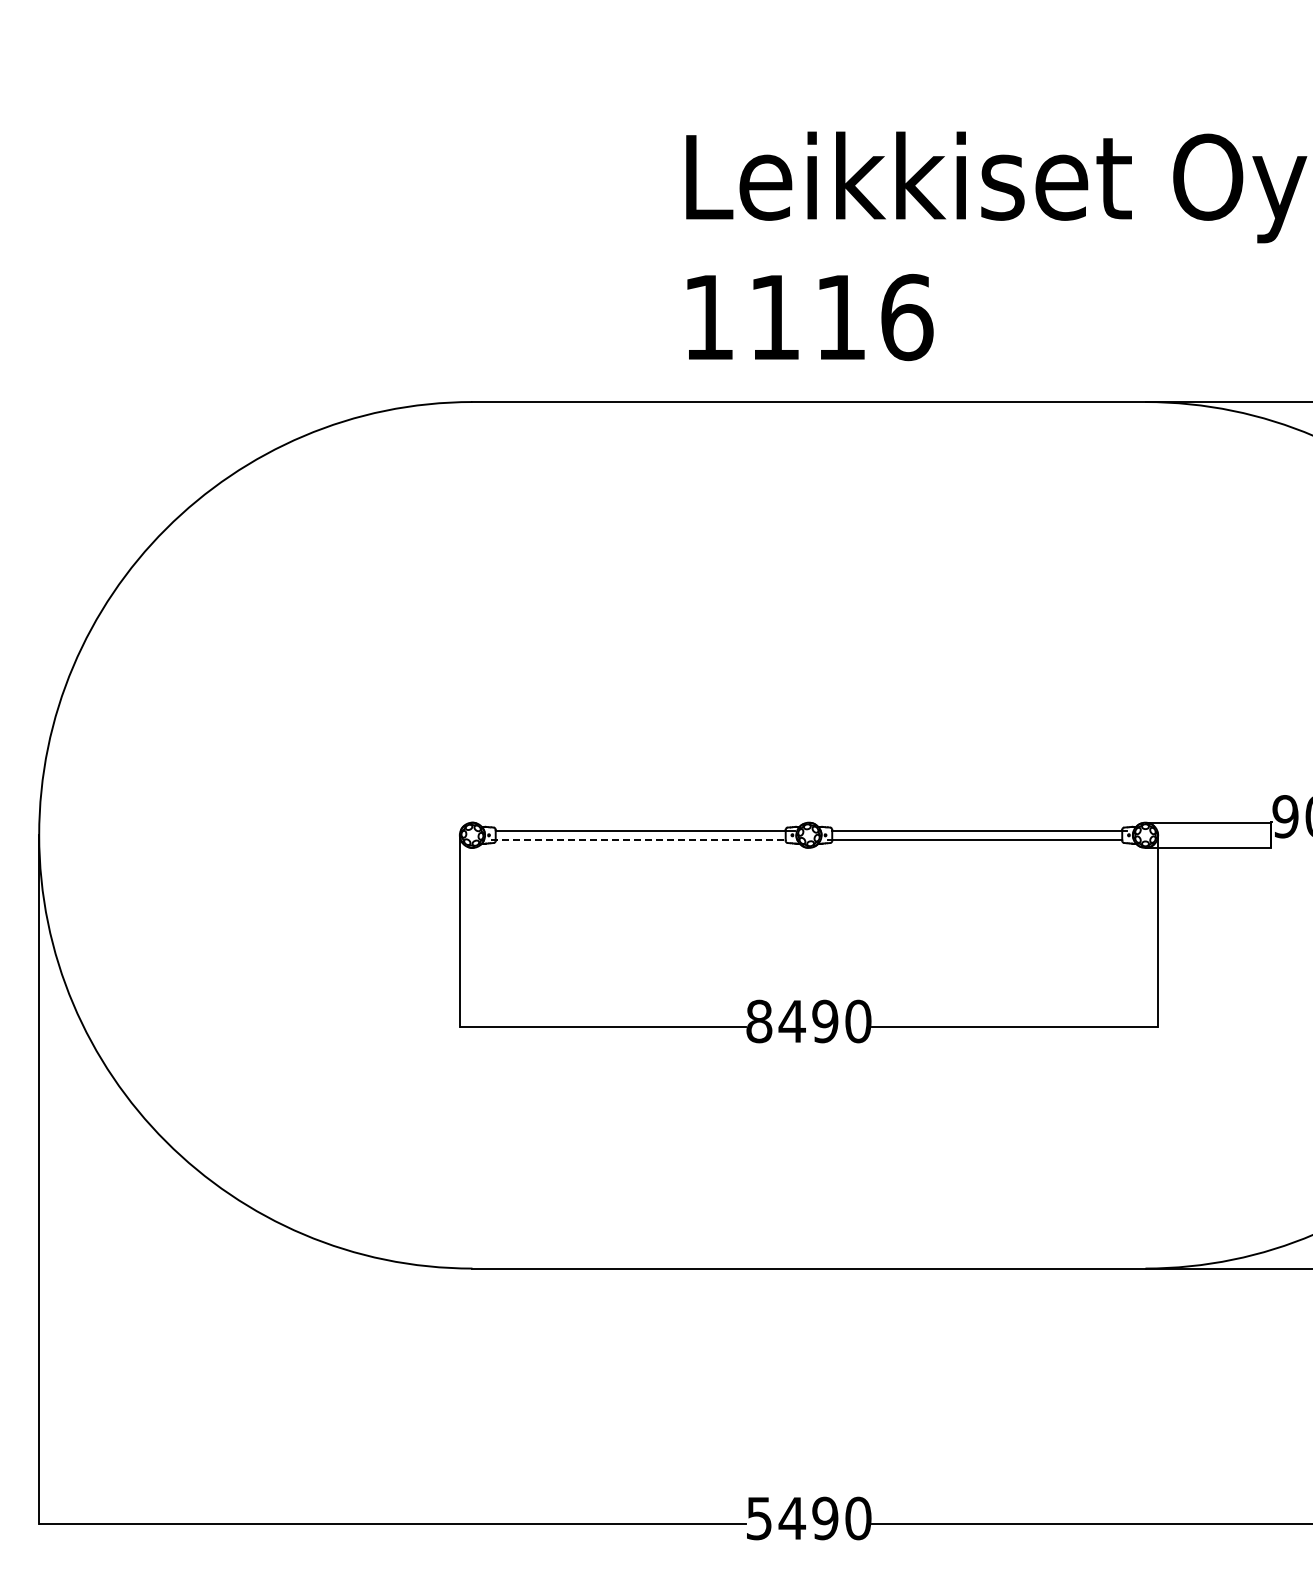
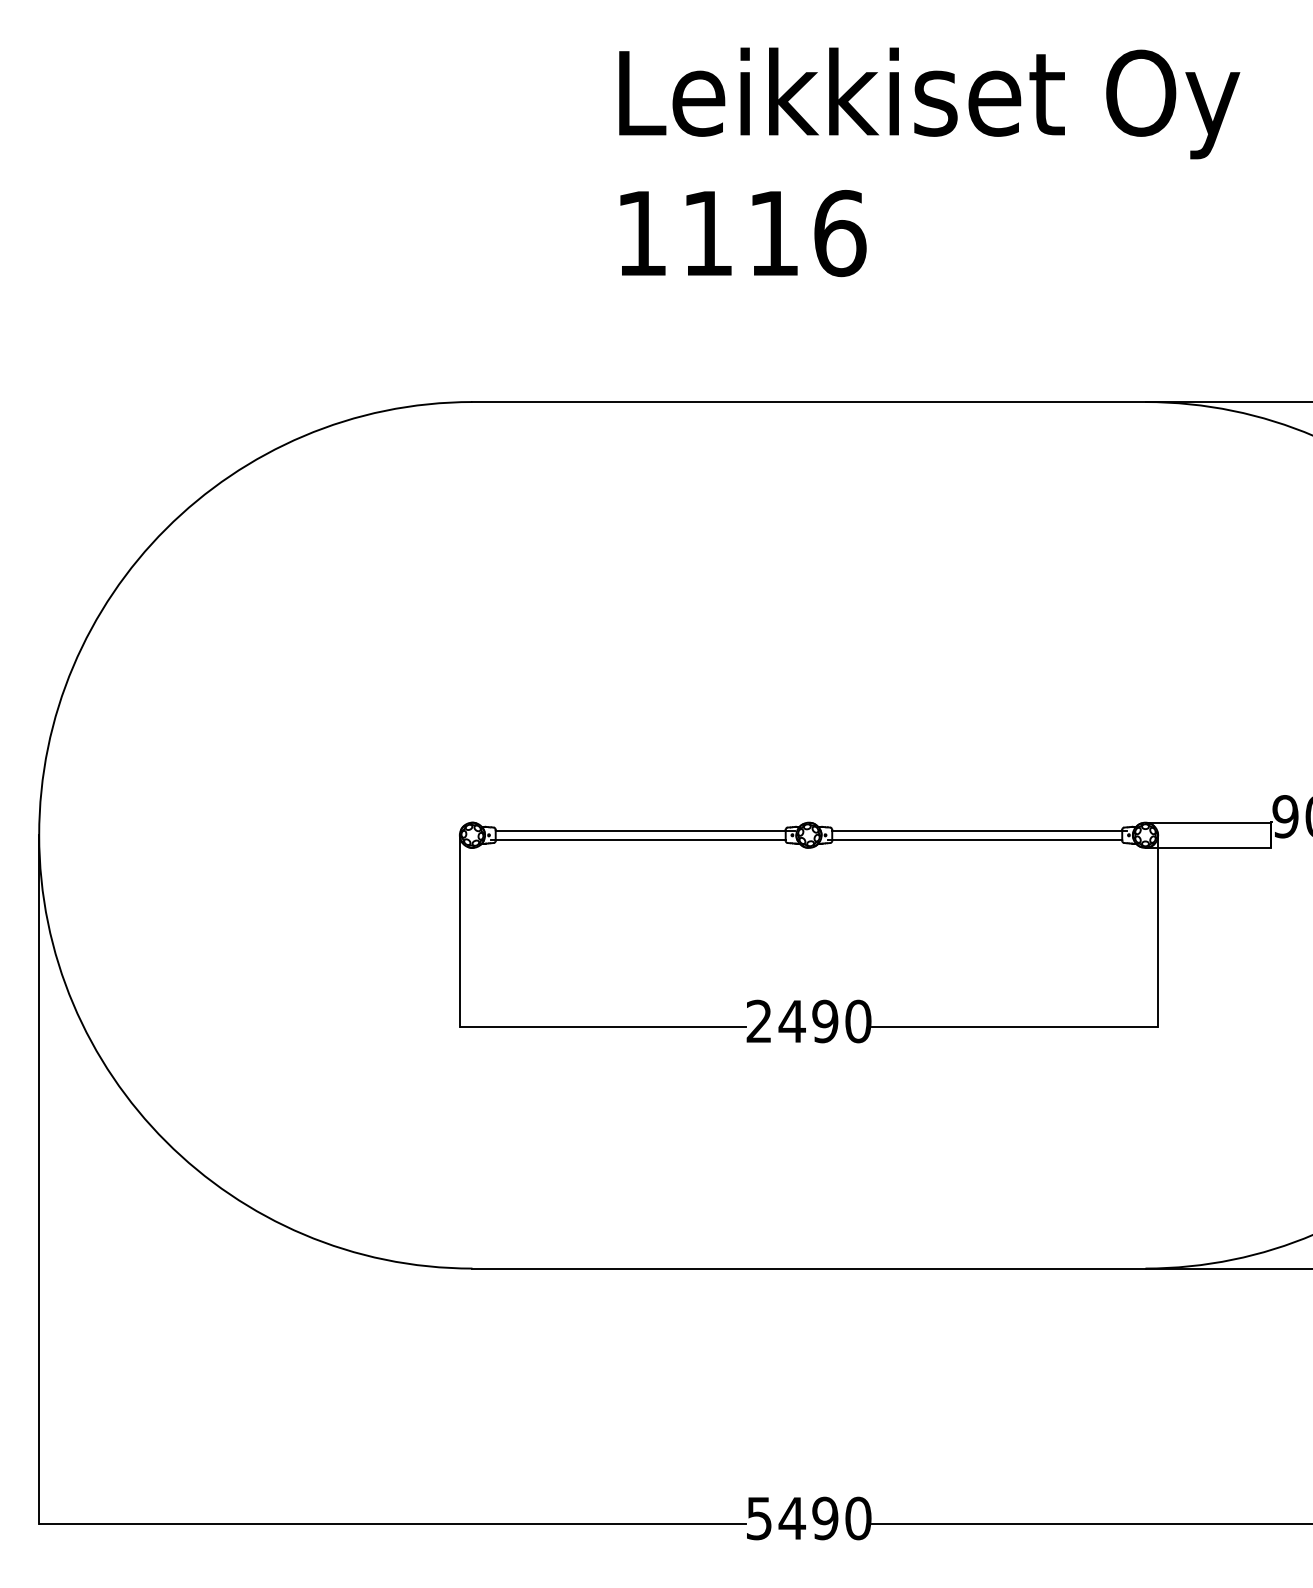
text position: (996, 246) -> (929, 162) (929, 162)
line: dashed -> solid (638, 840)
text: 8490 -> 2490 (759, 1021)
